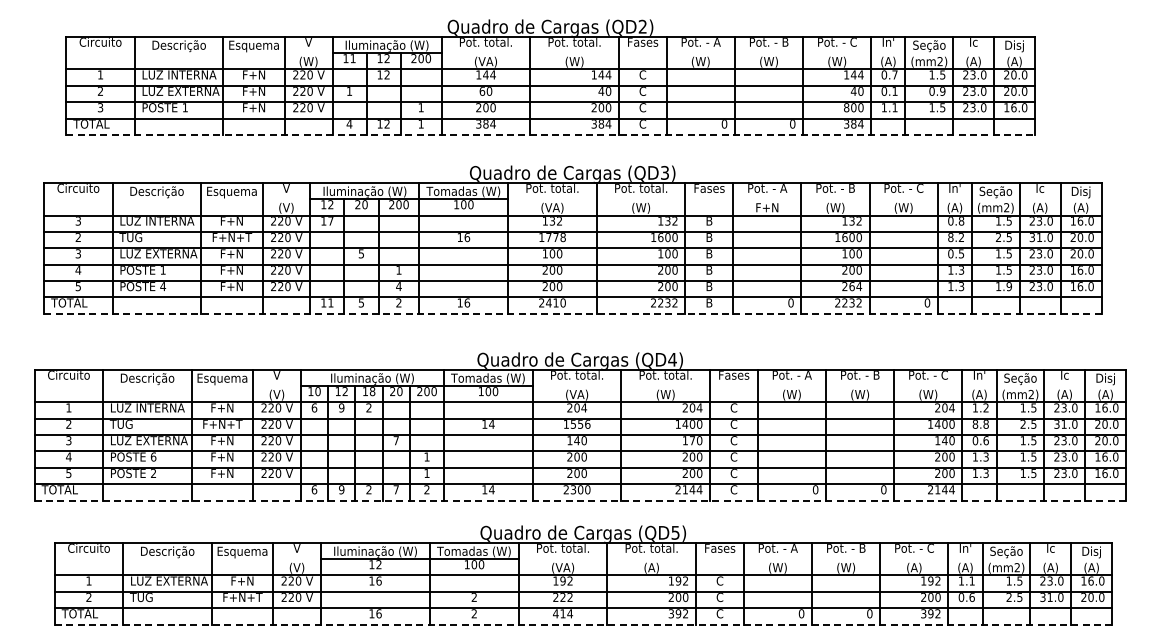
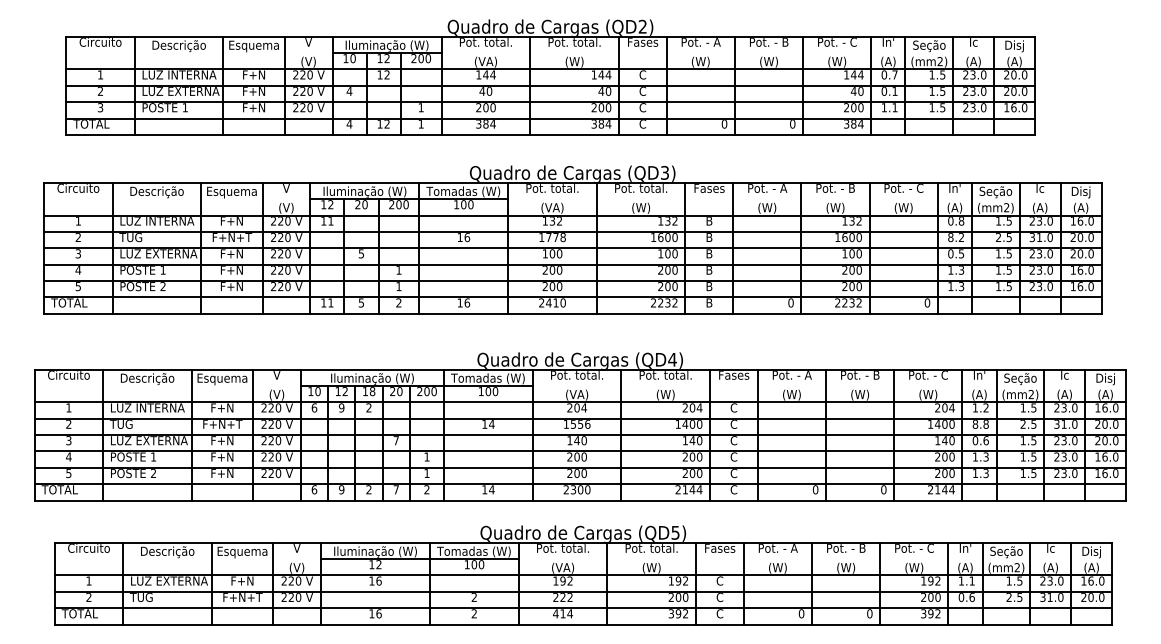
text: 11 -> 10 (352, 58)
text: (W) -> (V) (308, 61)
text: 1 -> 4 (349, 91)
text: 60 -> 40 (482, 91)
text: 0.9 -> 1.5 (937, 91)
text: 800 -> 200 (846, 107)
line: dashed -> solid (551, 134)
text: F+N -> (W) (767, 207)
text: 3 -> 1 (77, 221)
text: 17 -> 11 (330, 221)
text: 4 -> 2 (163, 286)
text: 4 -> 1 (398, 286)
text: 264 -> 200 (855, 286)
text: 1.9 -> 1.5 (1009, 286)
line: dashed -> solid (572, 313)
text: 170 -> 140 (692, 440)
text: 6 -> 1 (153, 456)
line: dashed -> solid (580, 500)
text: (A) -> (W) (651, 567)
text: (A) -> (W) (914, 567)
line: dashed -> solid (583, 624)
